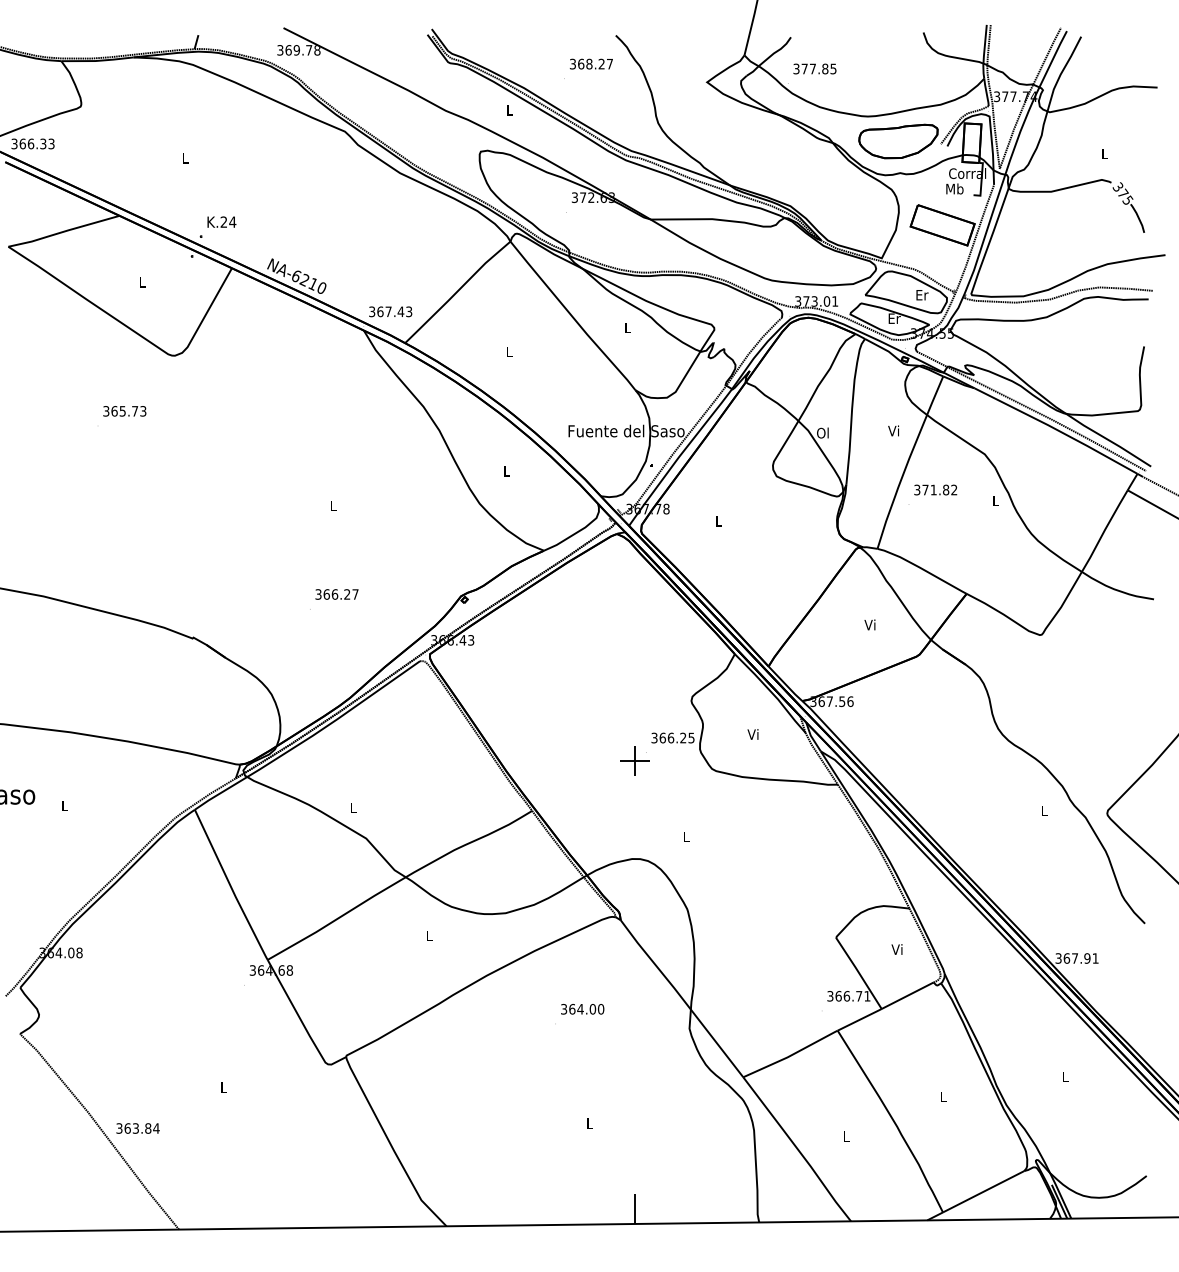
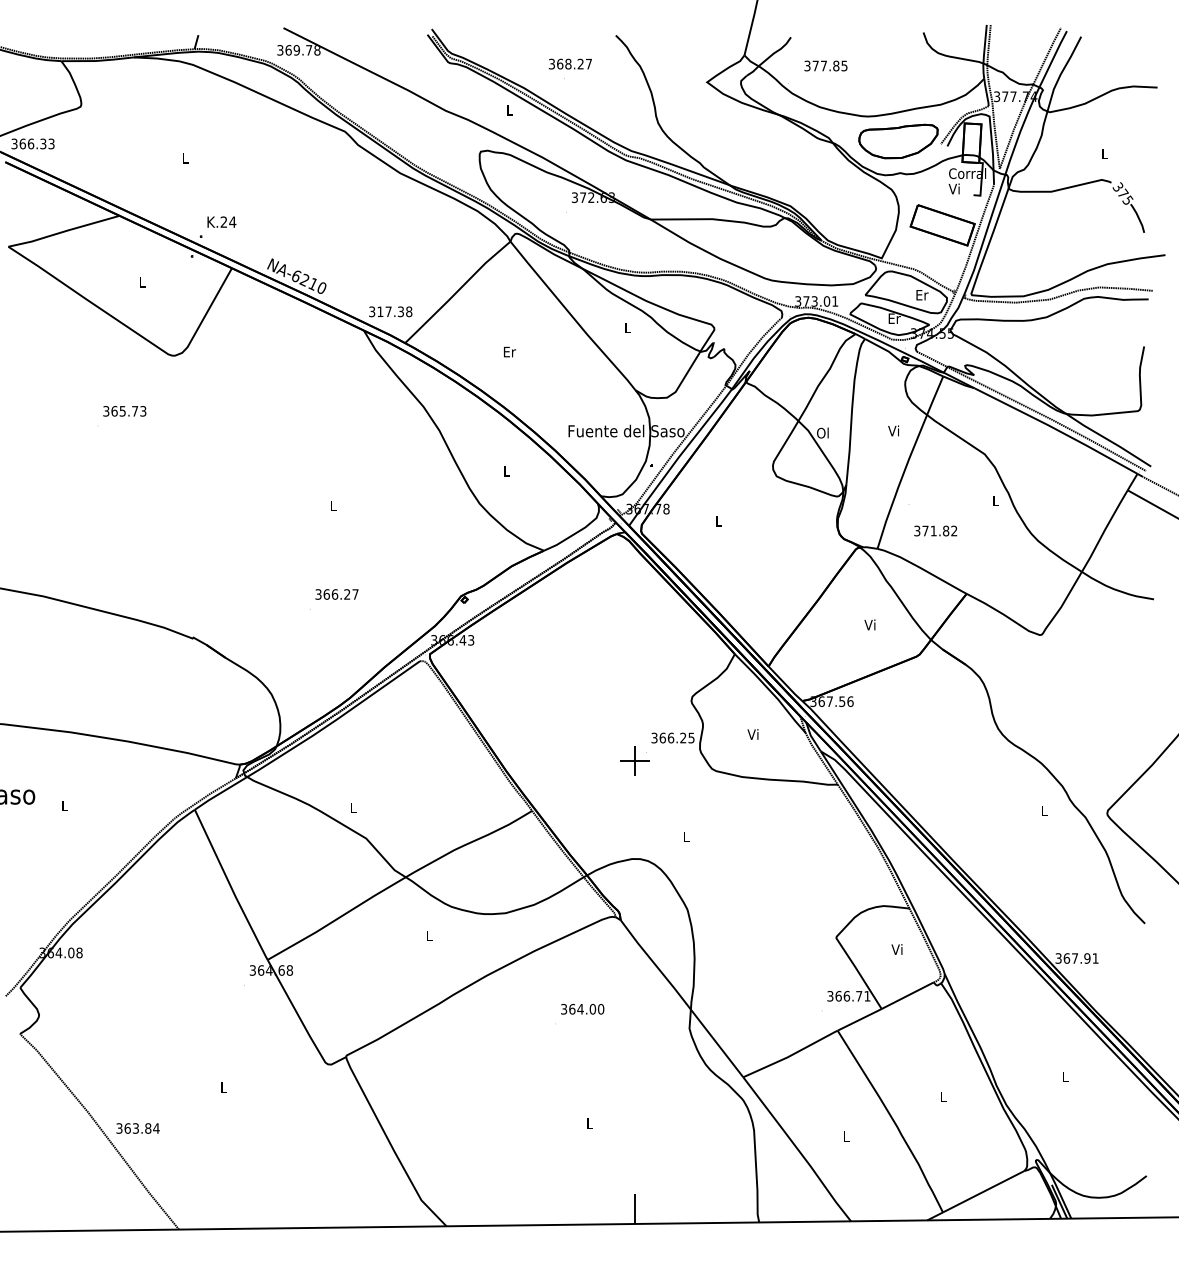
text position: (590, 63) -> (569, 63) (569, 63)
text position: (814, 68) -> (825, 65) (825, 65)
text: Mb -> Vi (954, 188)
text: 367.43 -> 317.38 (394, 311)
text: L -> Er (509, 351)
text position: (935, 489) -> (935, 530) (935, 530)
